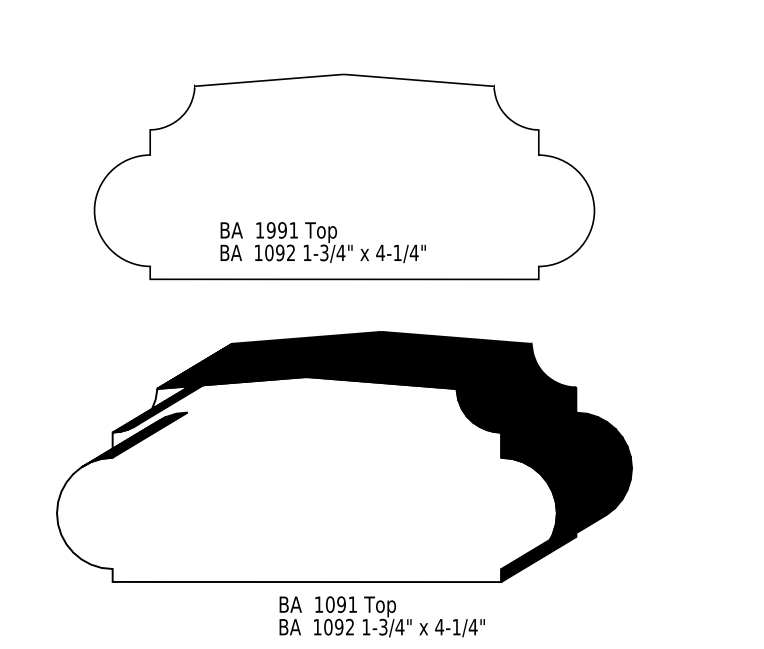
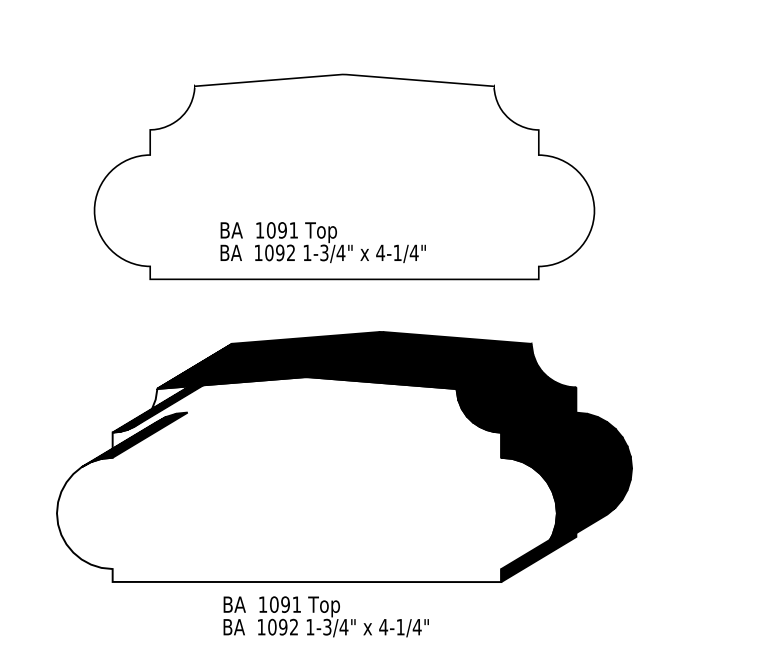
text: 1991 -> 1091 (270, 230)
text position: (381, 616) -> (325, 616) (325, 616)
